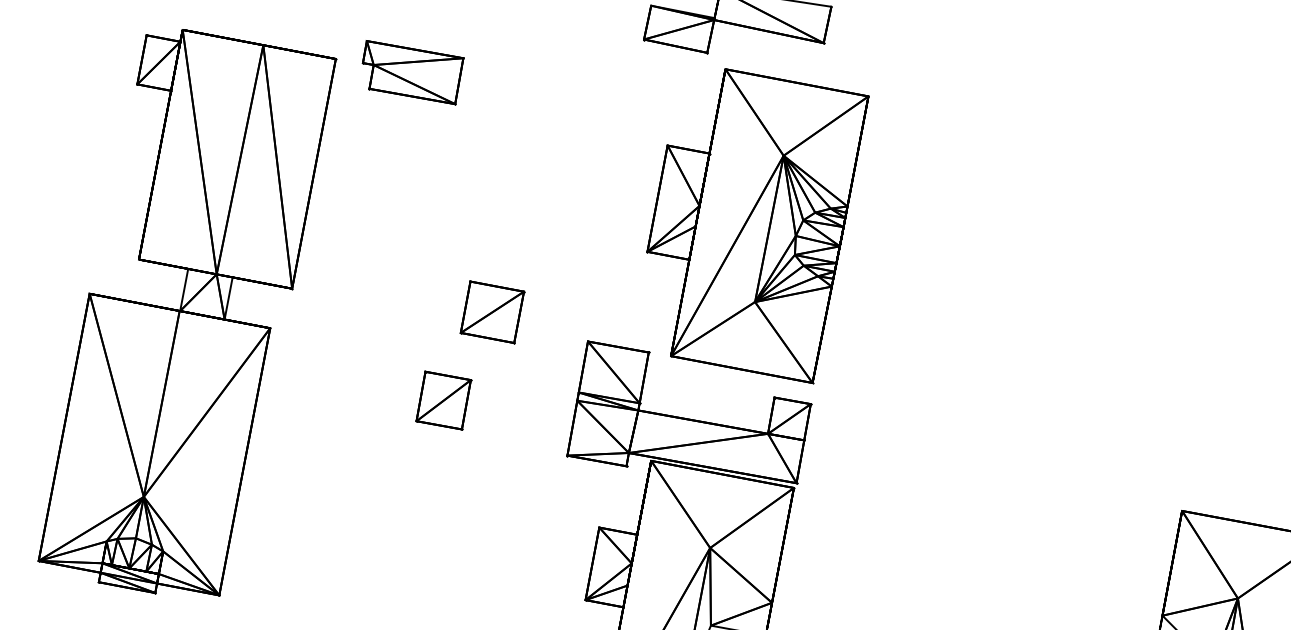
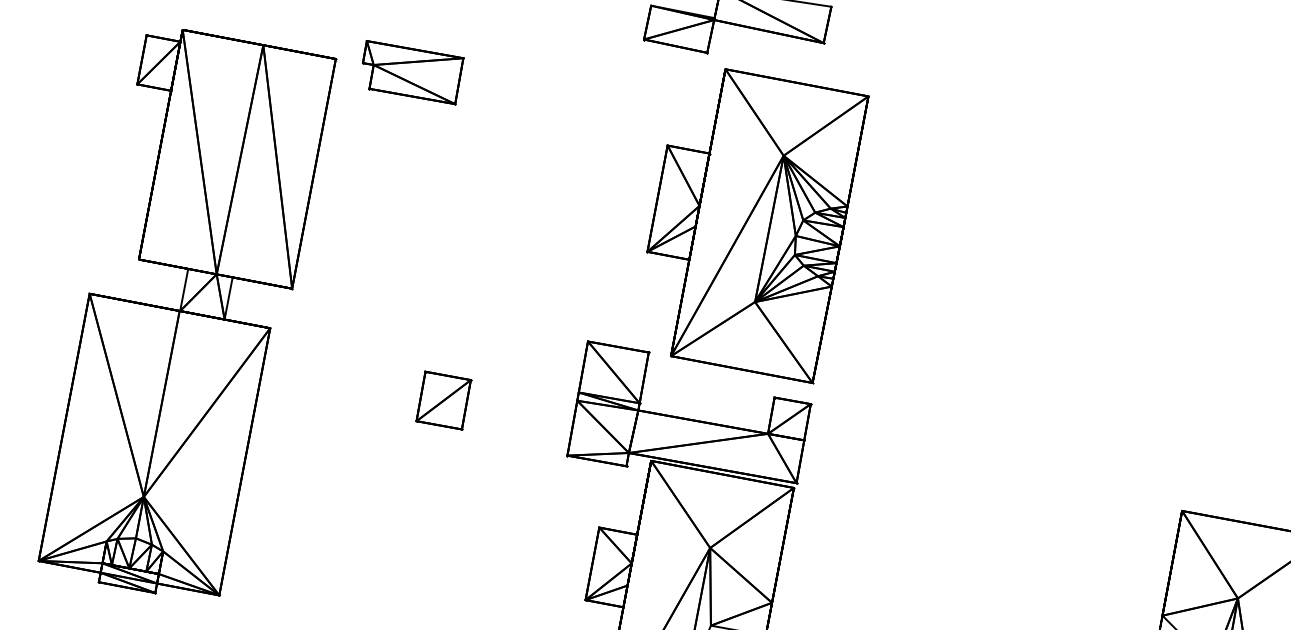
part: present -> none (492, 312)
